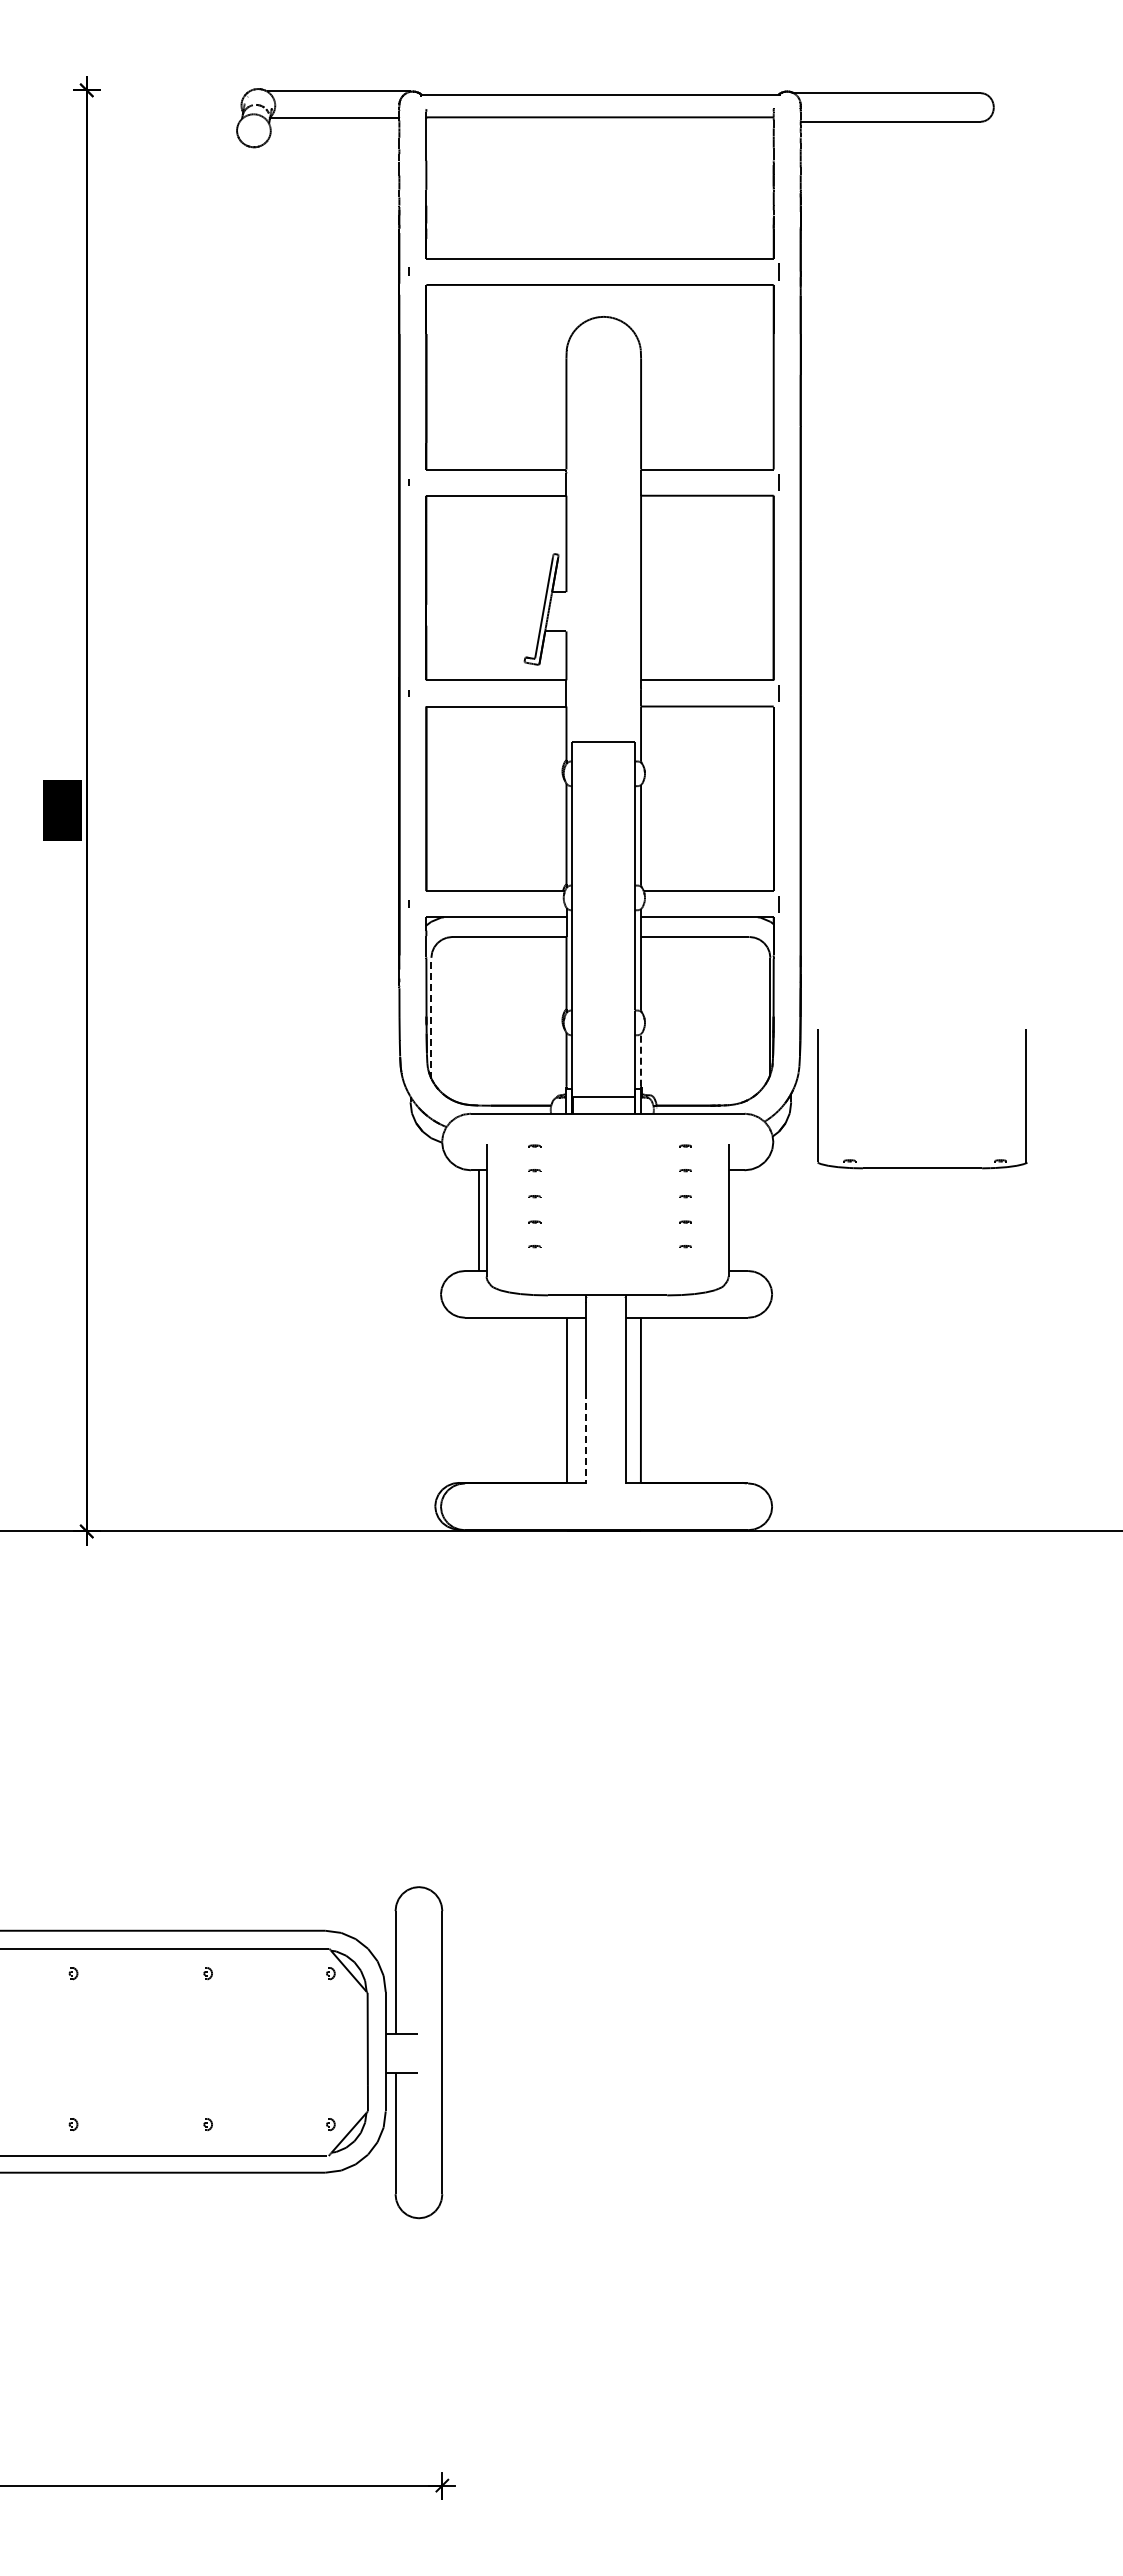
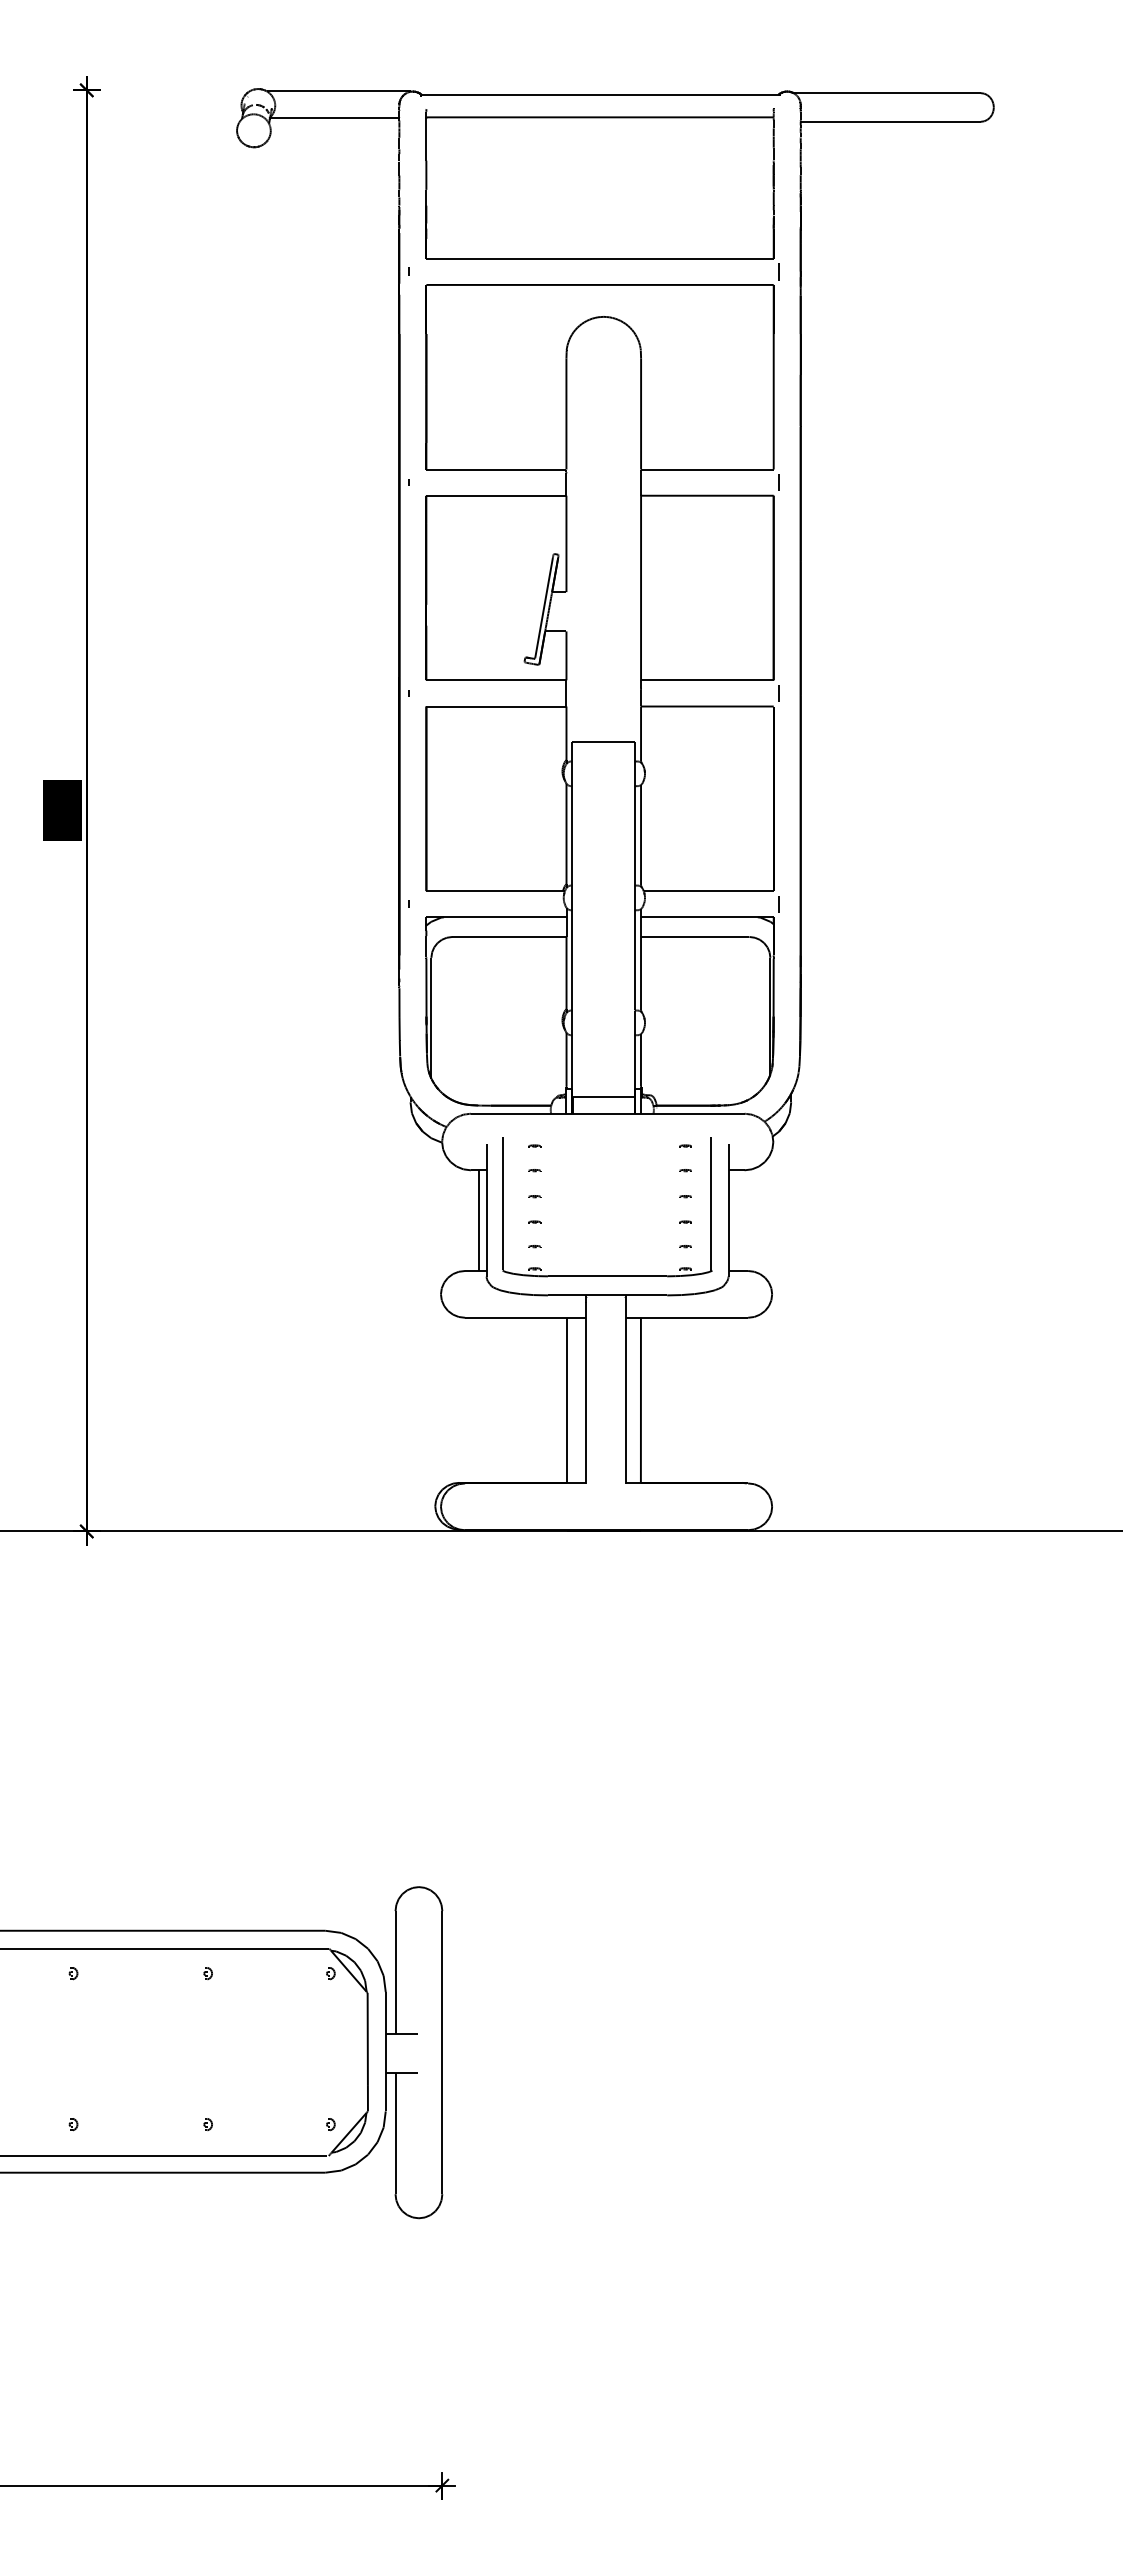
line: dashed -> solid (431, 1017)
line: dashed -> solid (640, 1059)
part position: (922, 1167) -> (607, 1275) (607, 1275)
line: dashed -> solid (586, 1437)
